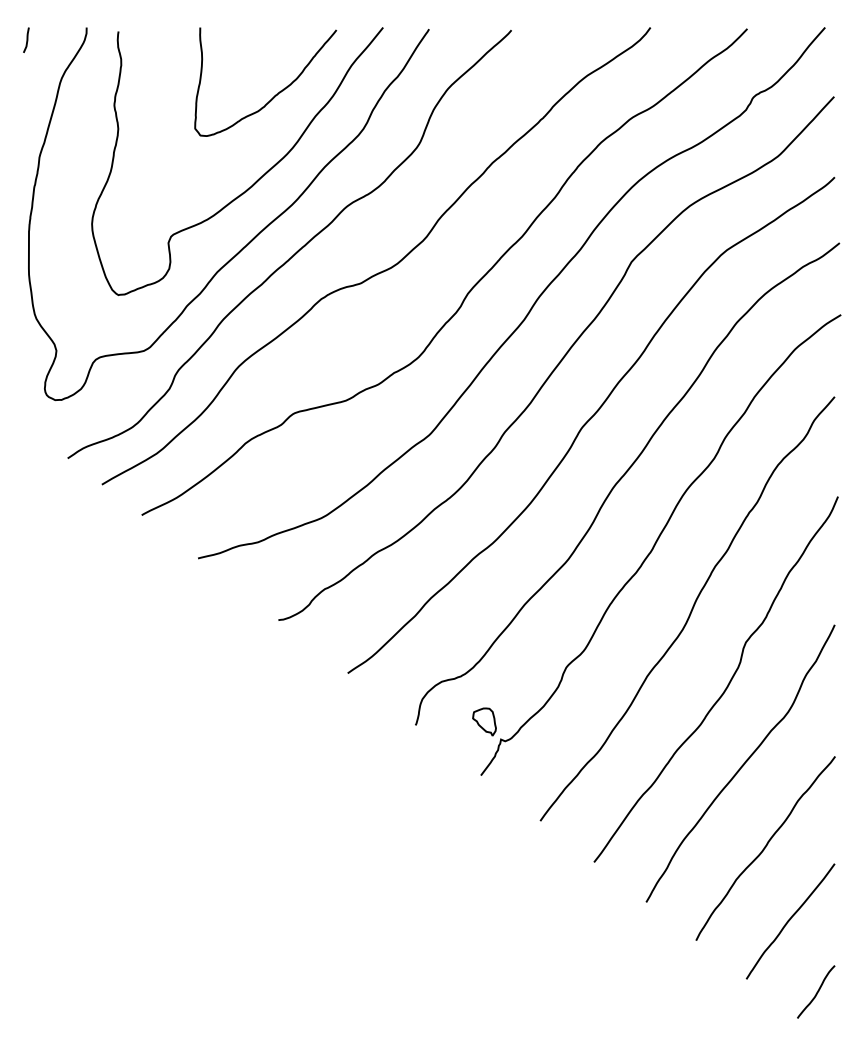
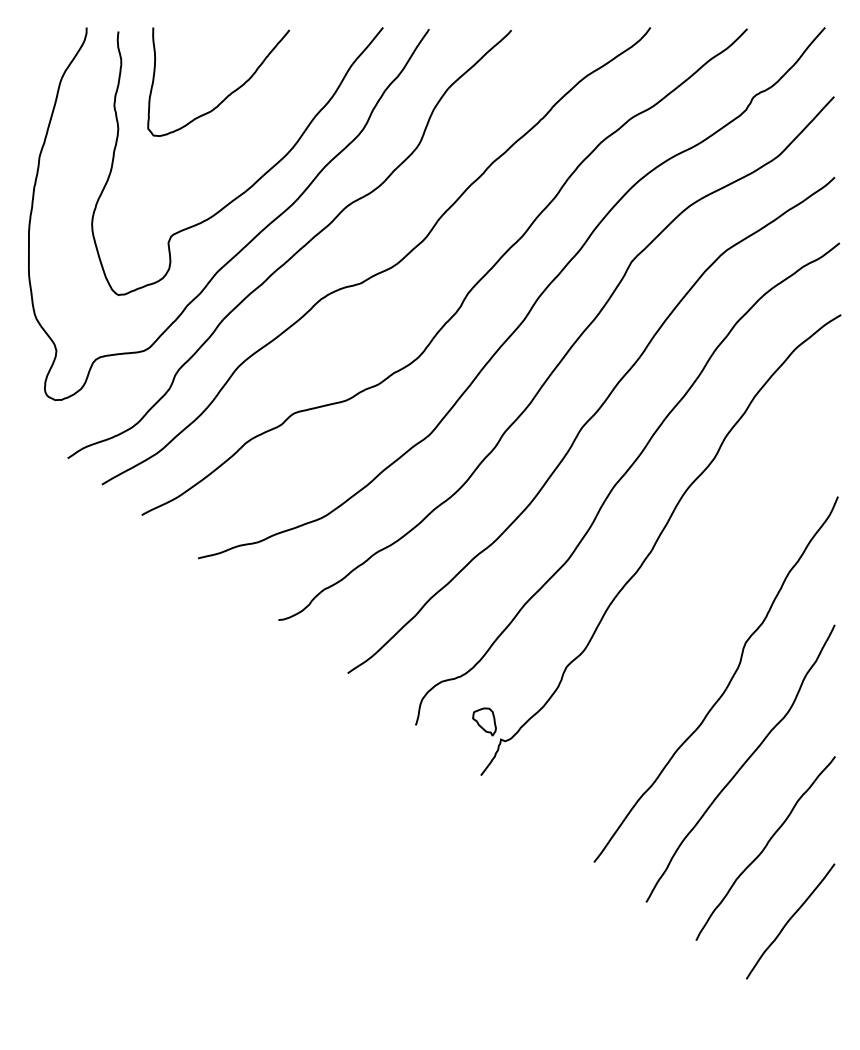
line: present -> none (26, 39)
curve position: (275, 94) -> (228, 94) (228, 94)
curve: present -> none (690, 610)
curve: present -> none (817, 991)
